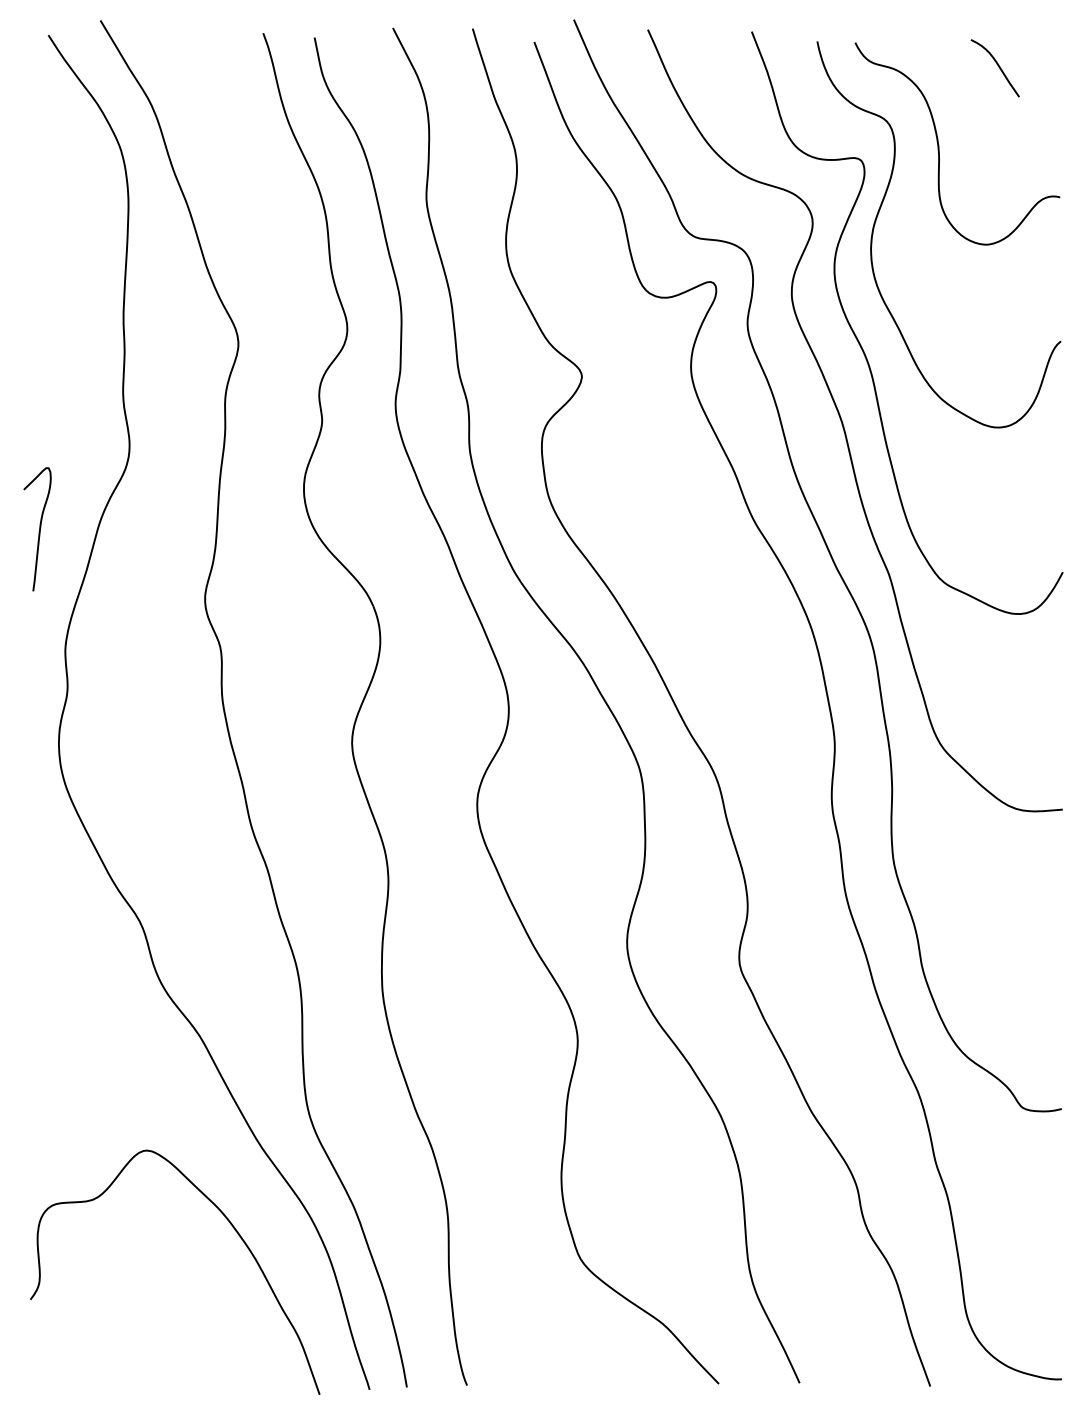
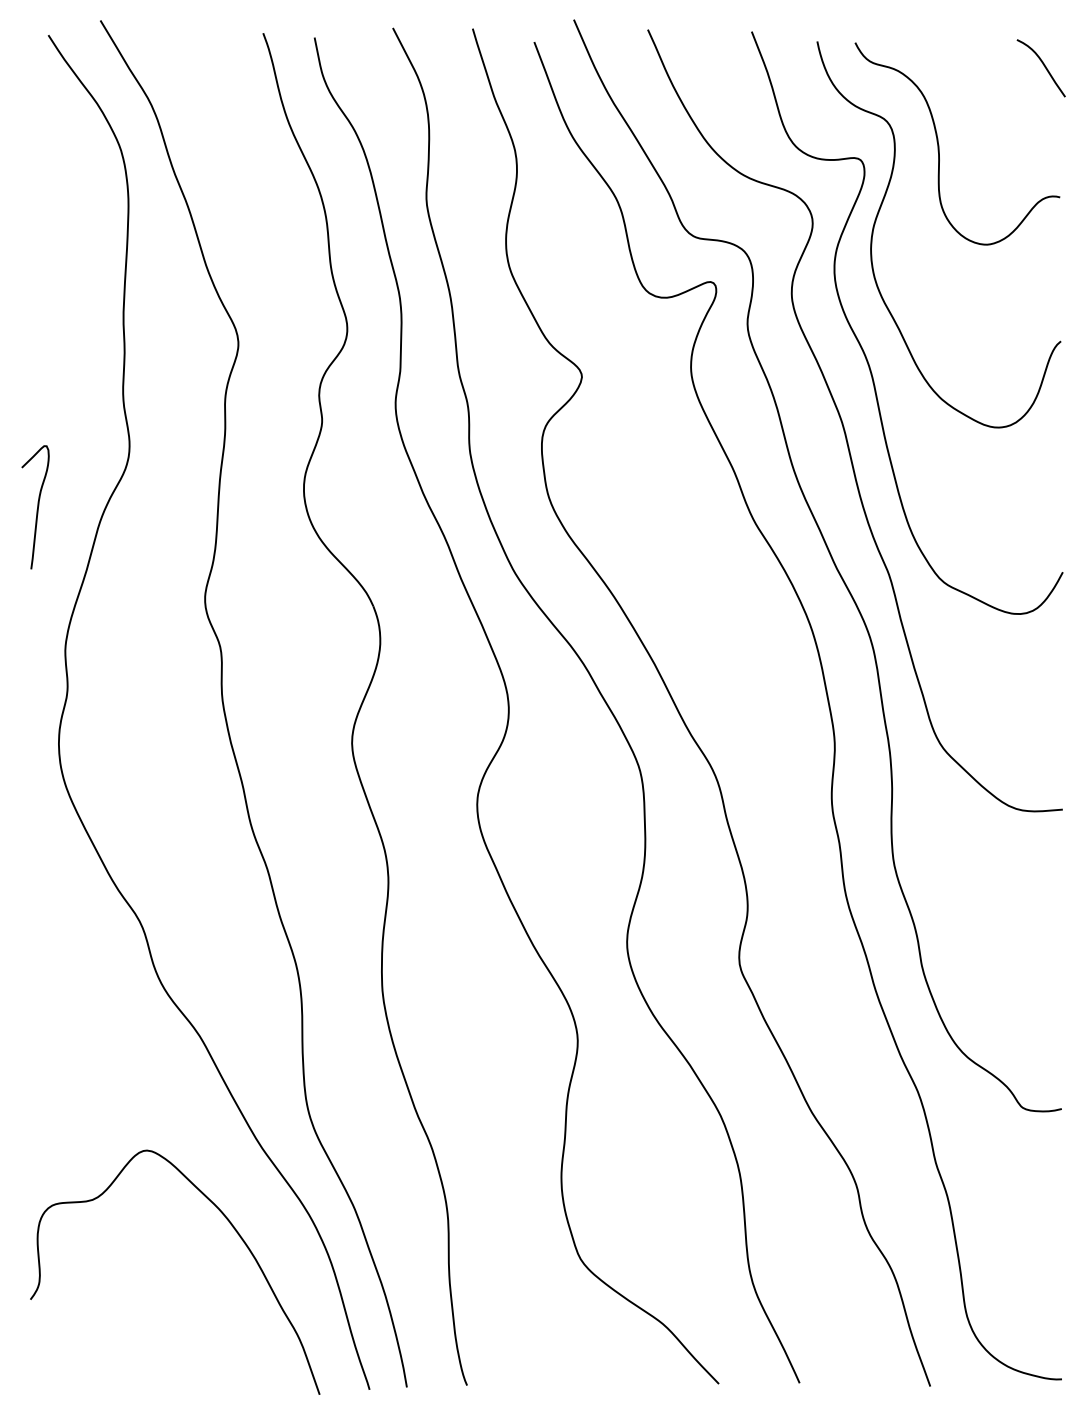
curve position: (998, 67) -> (1044, 67) (1044, 67)
curve position: (39, 529) -> (37, 507) (37, 507)
